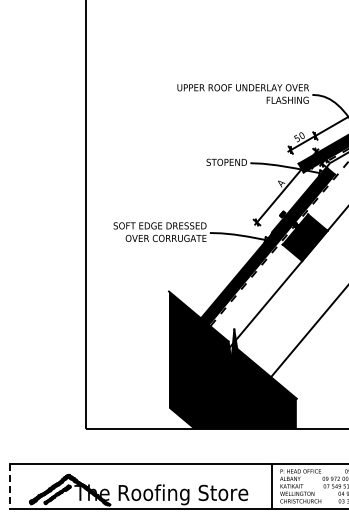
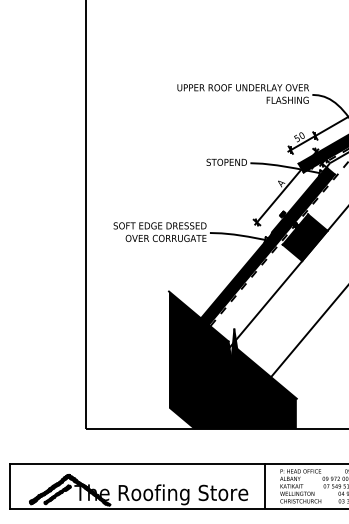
line: dashed -> solid (10, 486)
line position: (272, 486) -> (265, 486) (265, 486)
